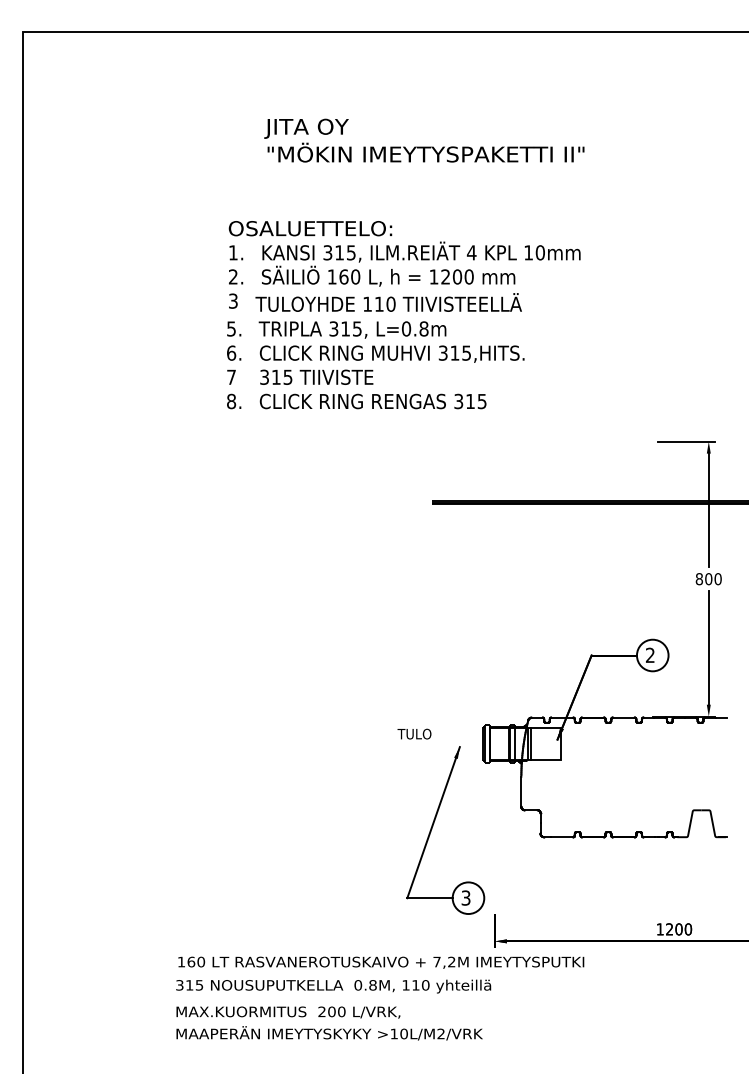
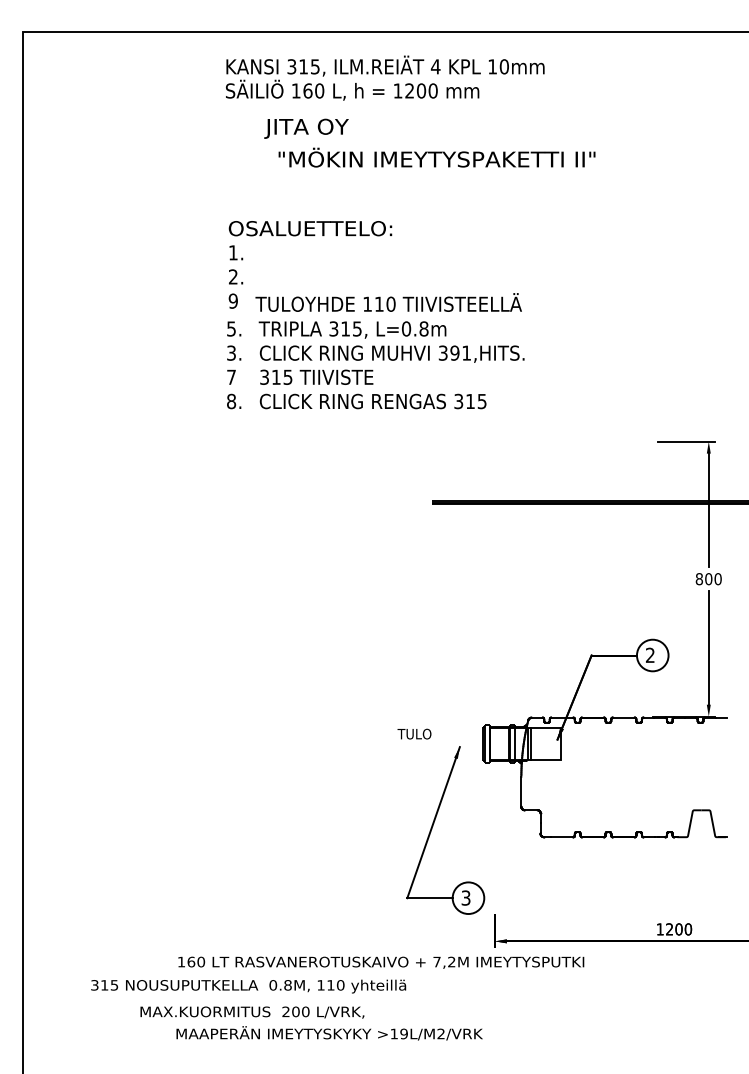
text position: (425, 152) -> (436, 157) (436, 157)
text position: (421, 263) -> (385, 77) (385, 77)
text: 3 -> 9 (232, 300)
text: 6. -> 3. (231, 352)
text: 315,HITS. -> 391,HITS. (460, 352)
text position: (333, 986) -> (248, 986) (248, 986)
text position: (288, 1012) -> (252, 1012) (252, 1012)
text: >10L/M2/VRK -> >19L/M2/VRK (403, 1034)
